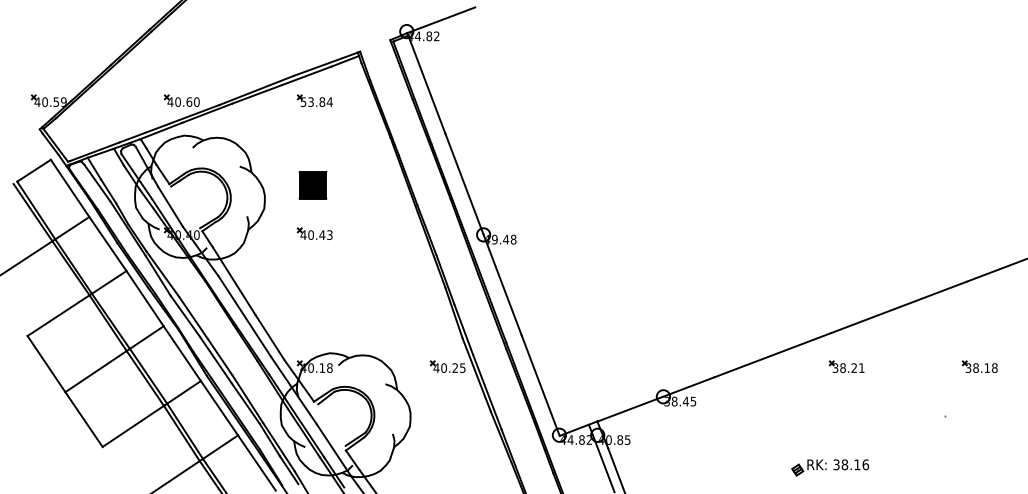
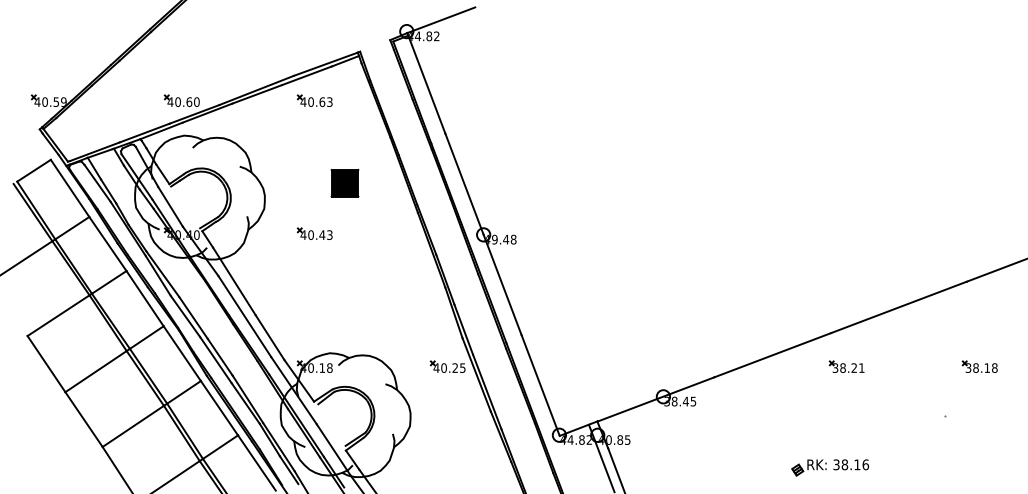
text: 53.84 -> 40.63 (316, 101)
part position: (312, 185) -> (344, 183) (344, 183)
line: none -> present (116, 468)
